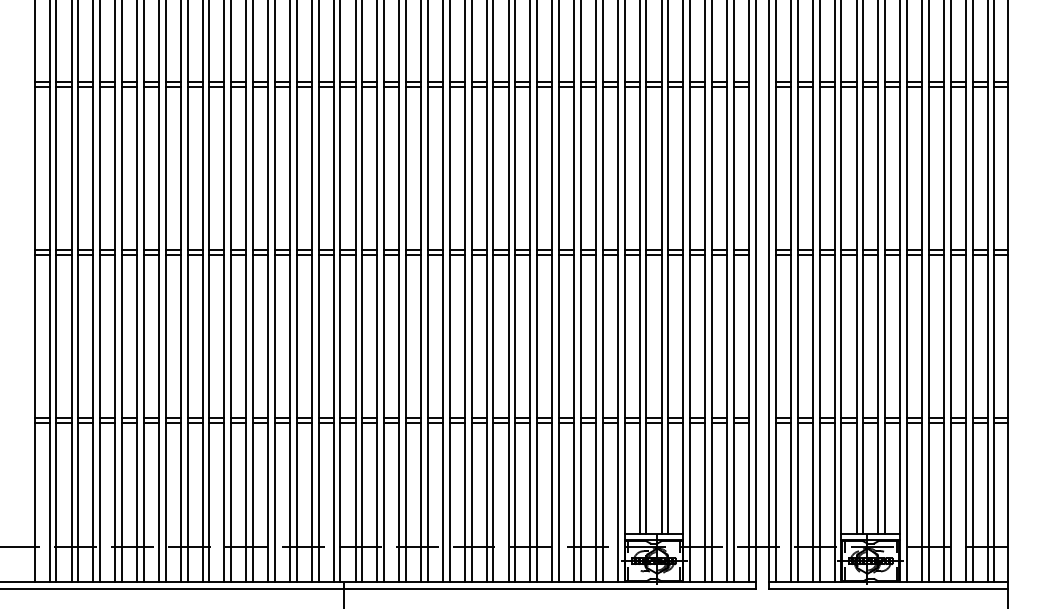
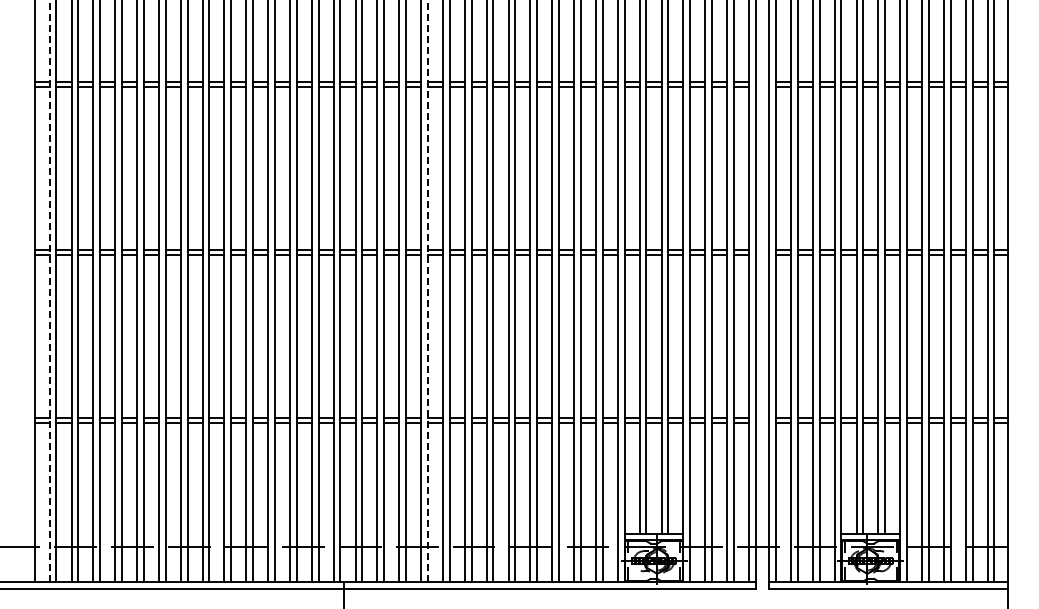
line: solid -> dashed (49, 291)
line: solid -> dashed (427, 291)
